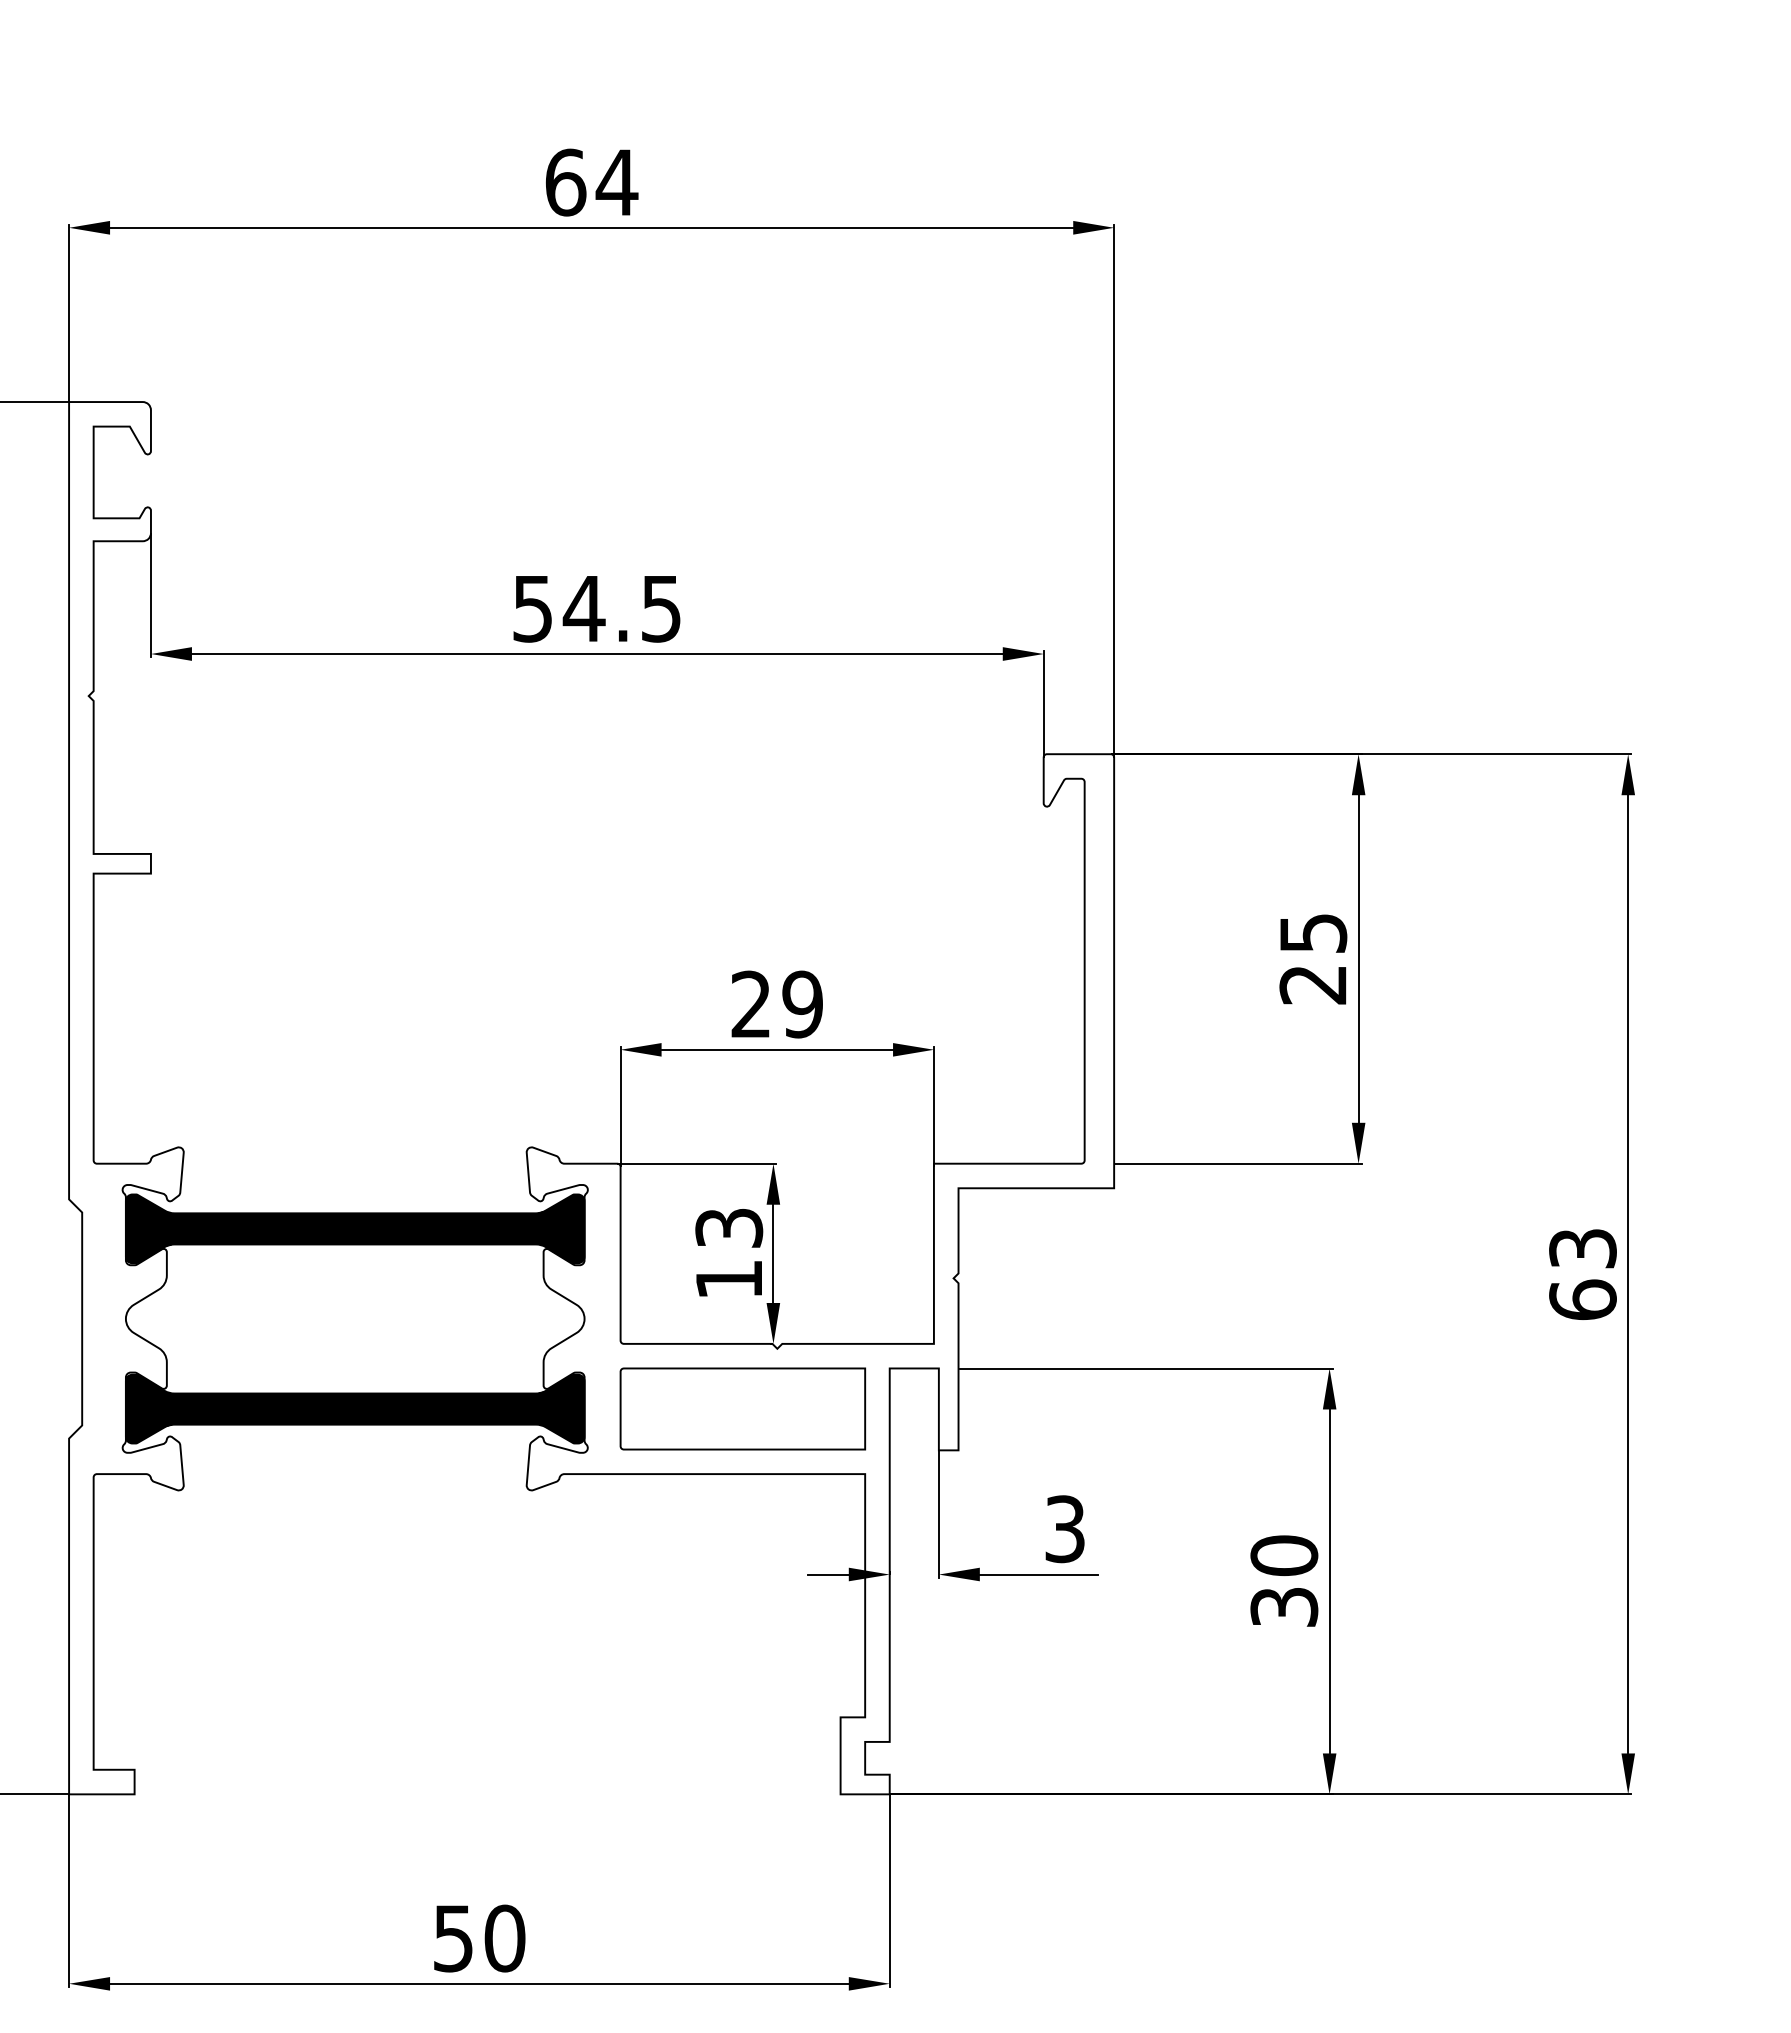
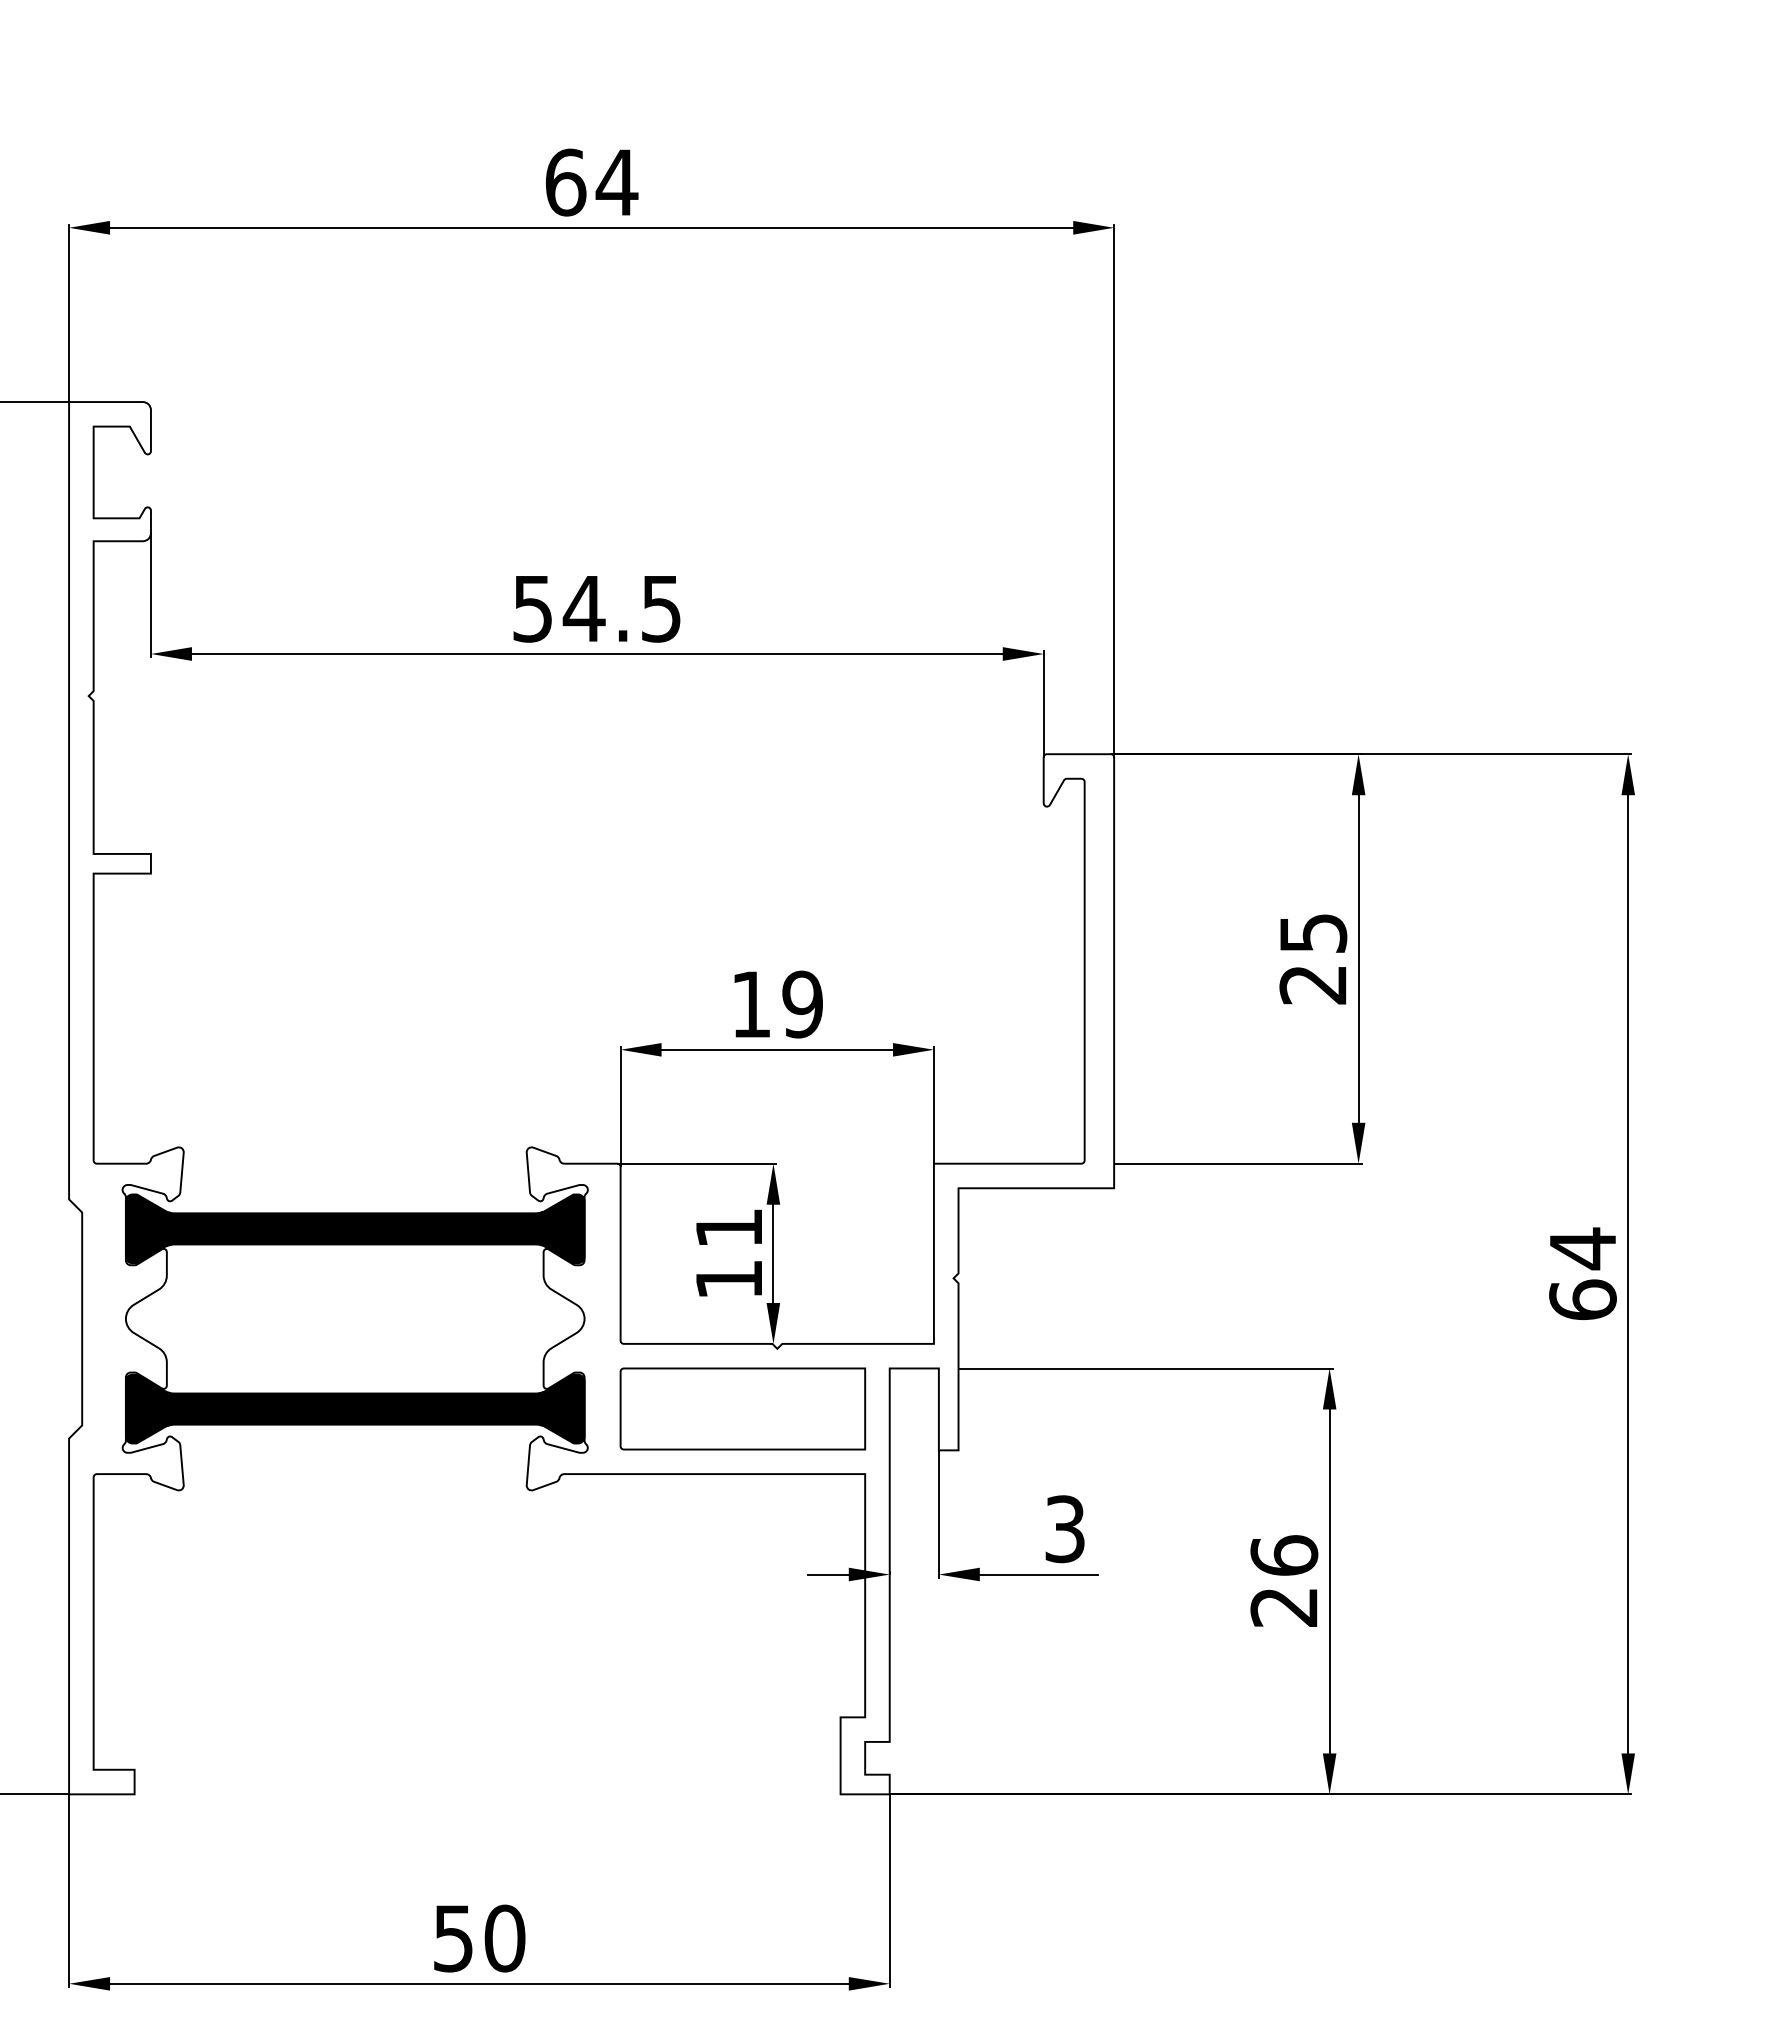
text: 29 -> 19 (750, 1003)
text: 13 -> 11 (729, 1227)
text: 63 -> 64 (1582, 1248)
text: 30 -> 26 (1284, 1580)
